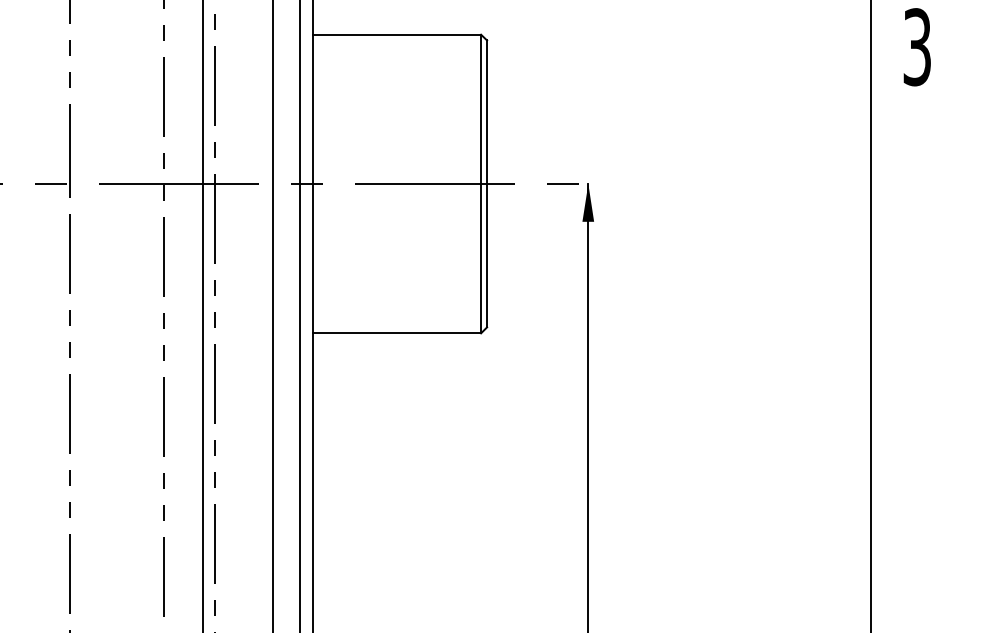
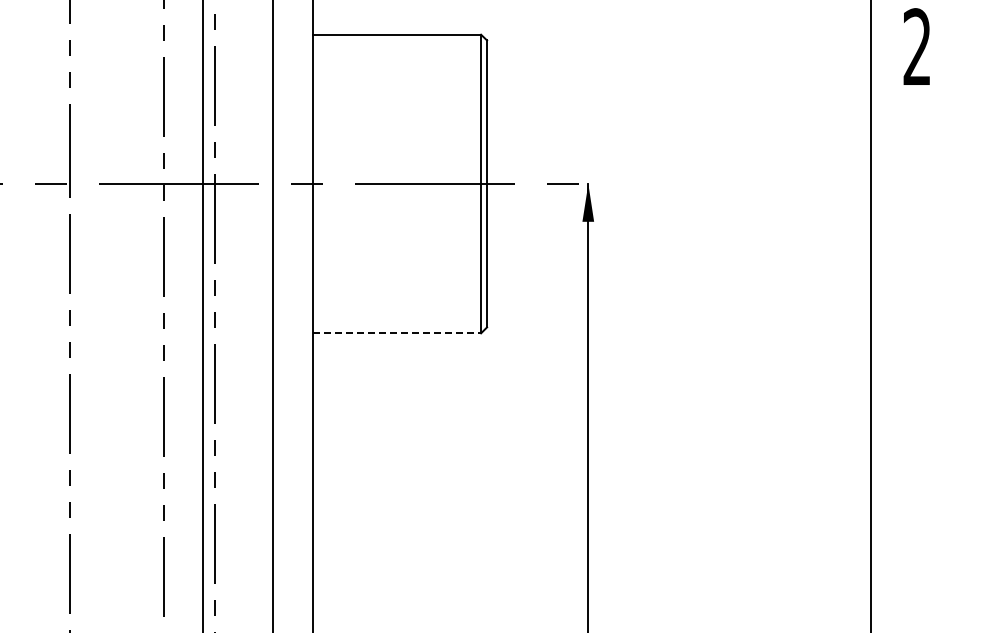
text: 3 -> 2 (916, 47)
line: present -> none (300, 315)
line: solid -> dashed (397, 333)
